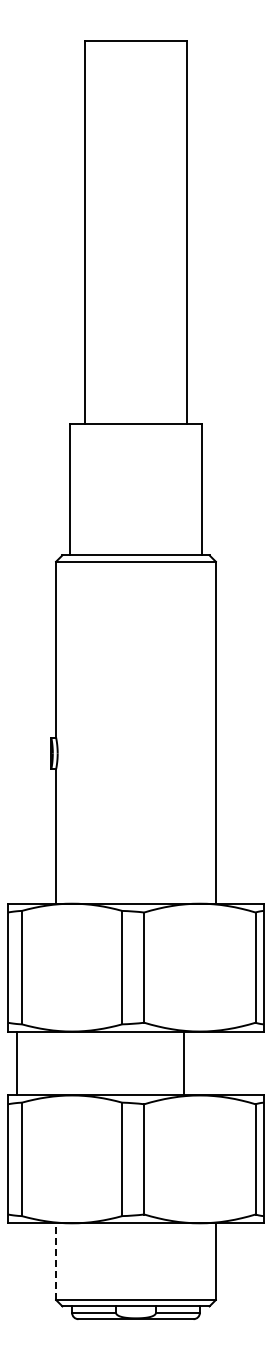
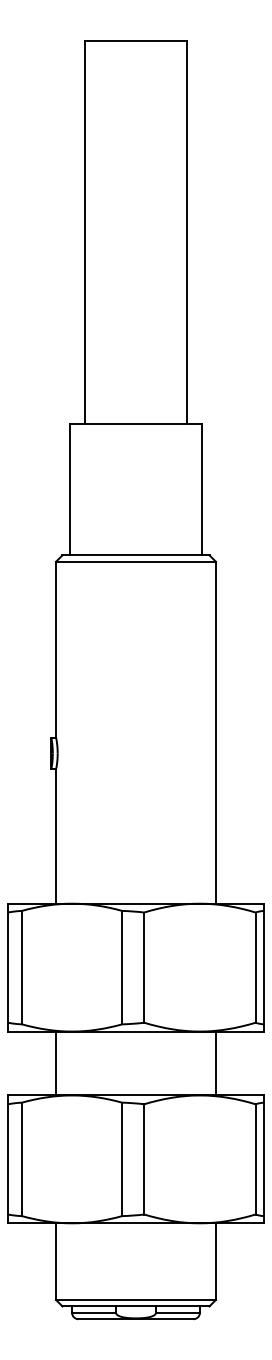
line position: (17, 1063) -> (56, 1063) (56, 1063)
line position: (183, 1063) -> (215, 1063) (215, 1063)
line: dashed -> solid (56, 1261)
